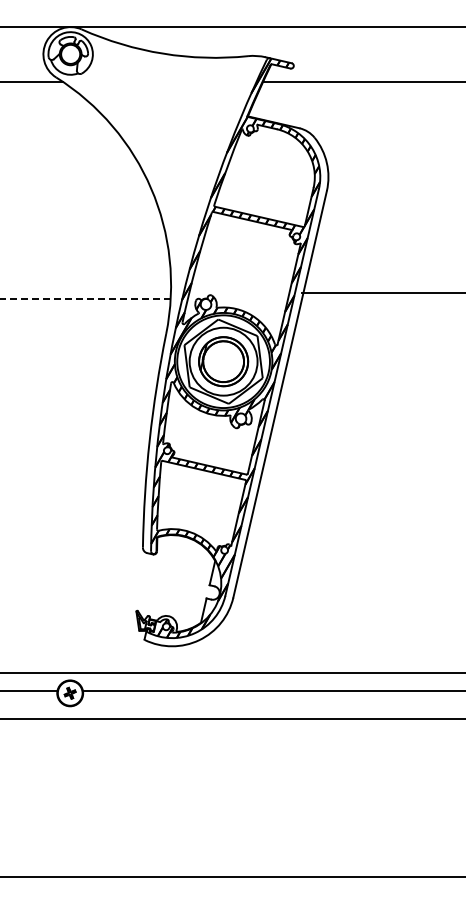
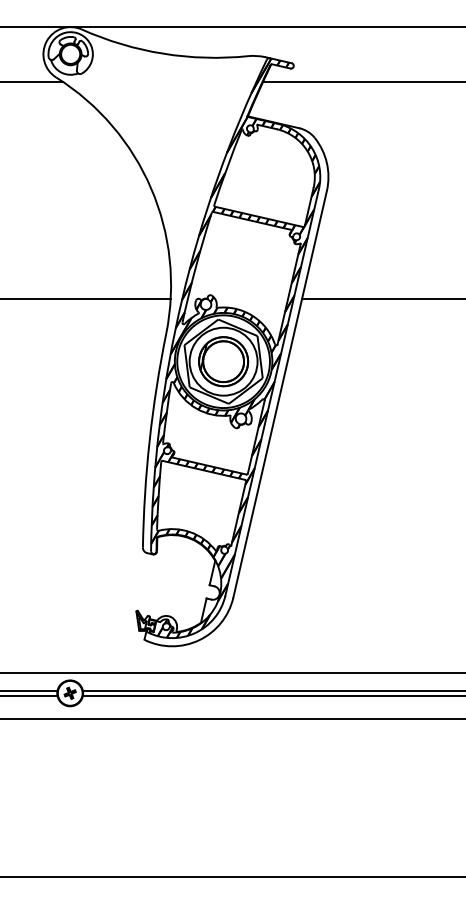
line position: (382, 292) -> (382, 298) (382, 298)
line: dashed -> solid (85, 298)
line: none -> present (29, 696)
line: none -> present (272, 696)
